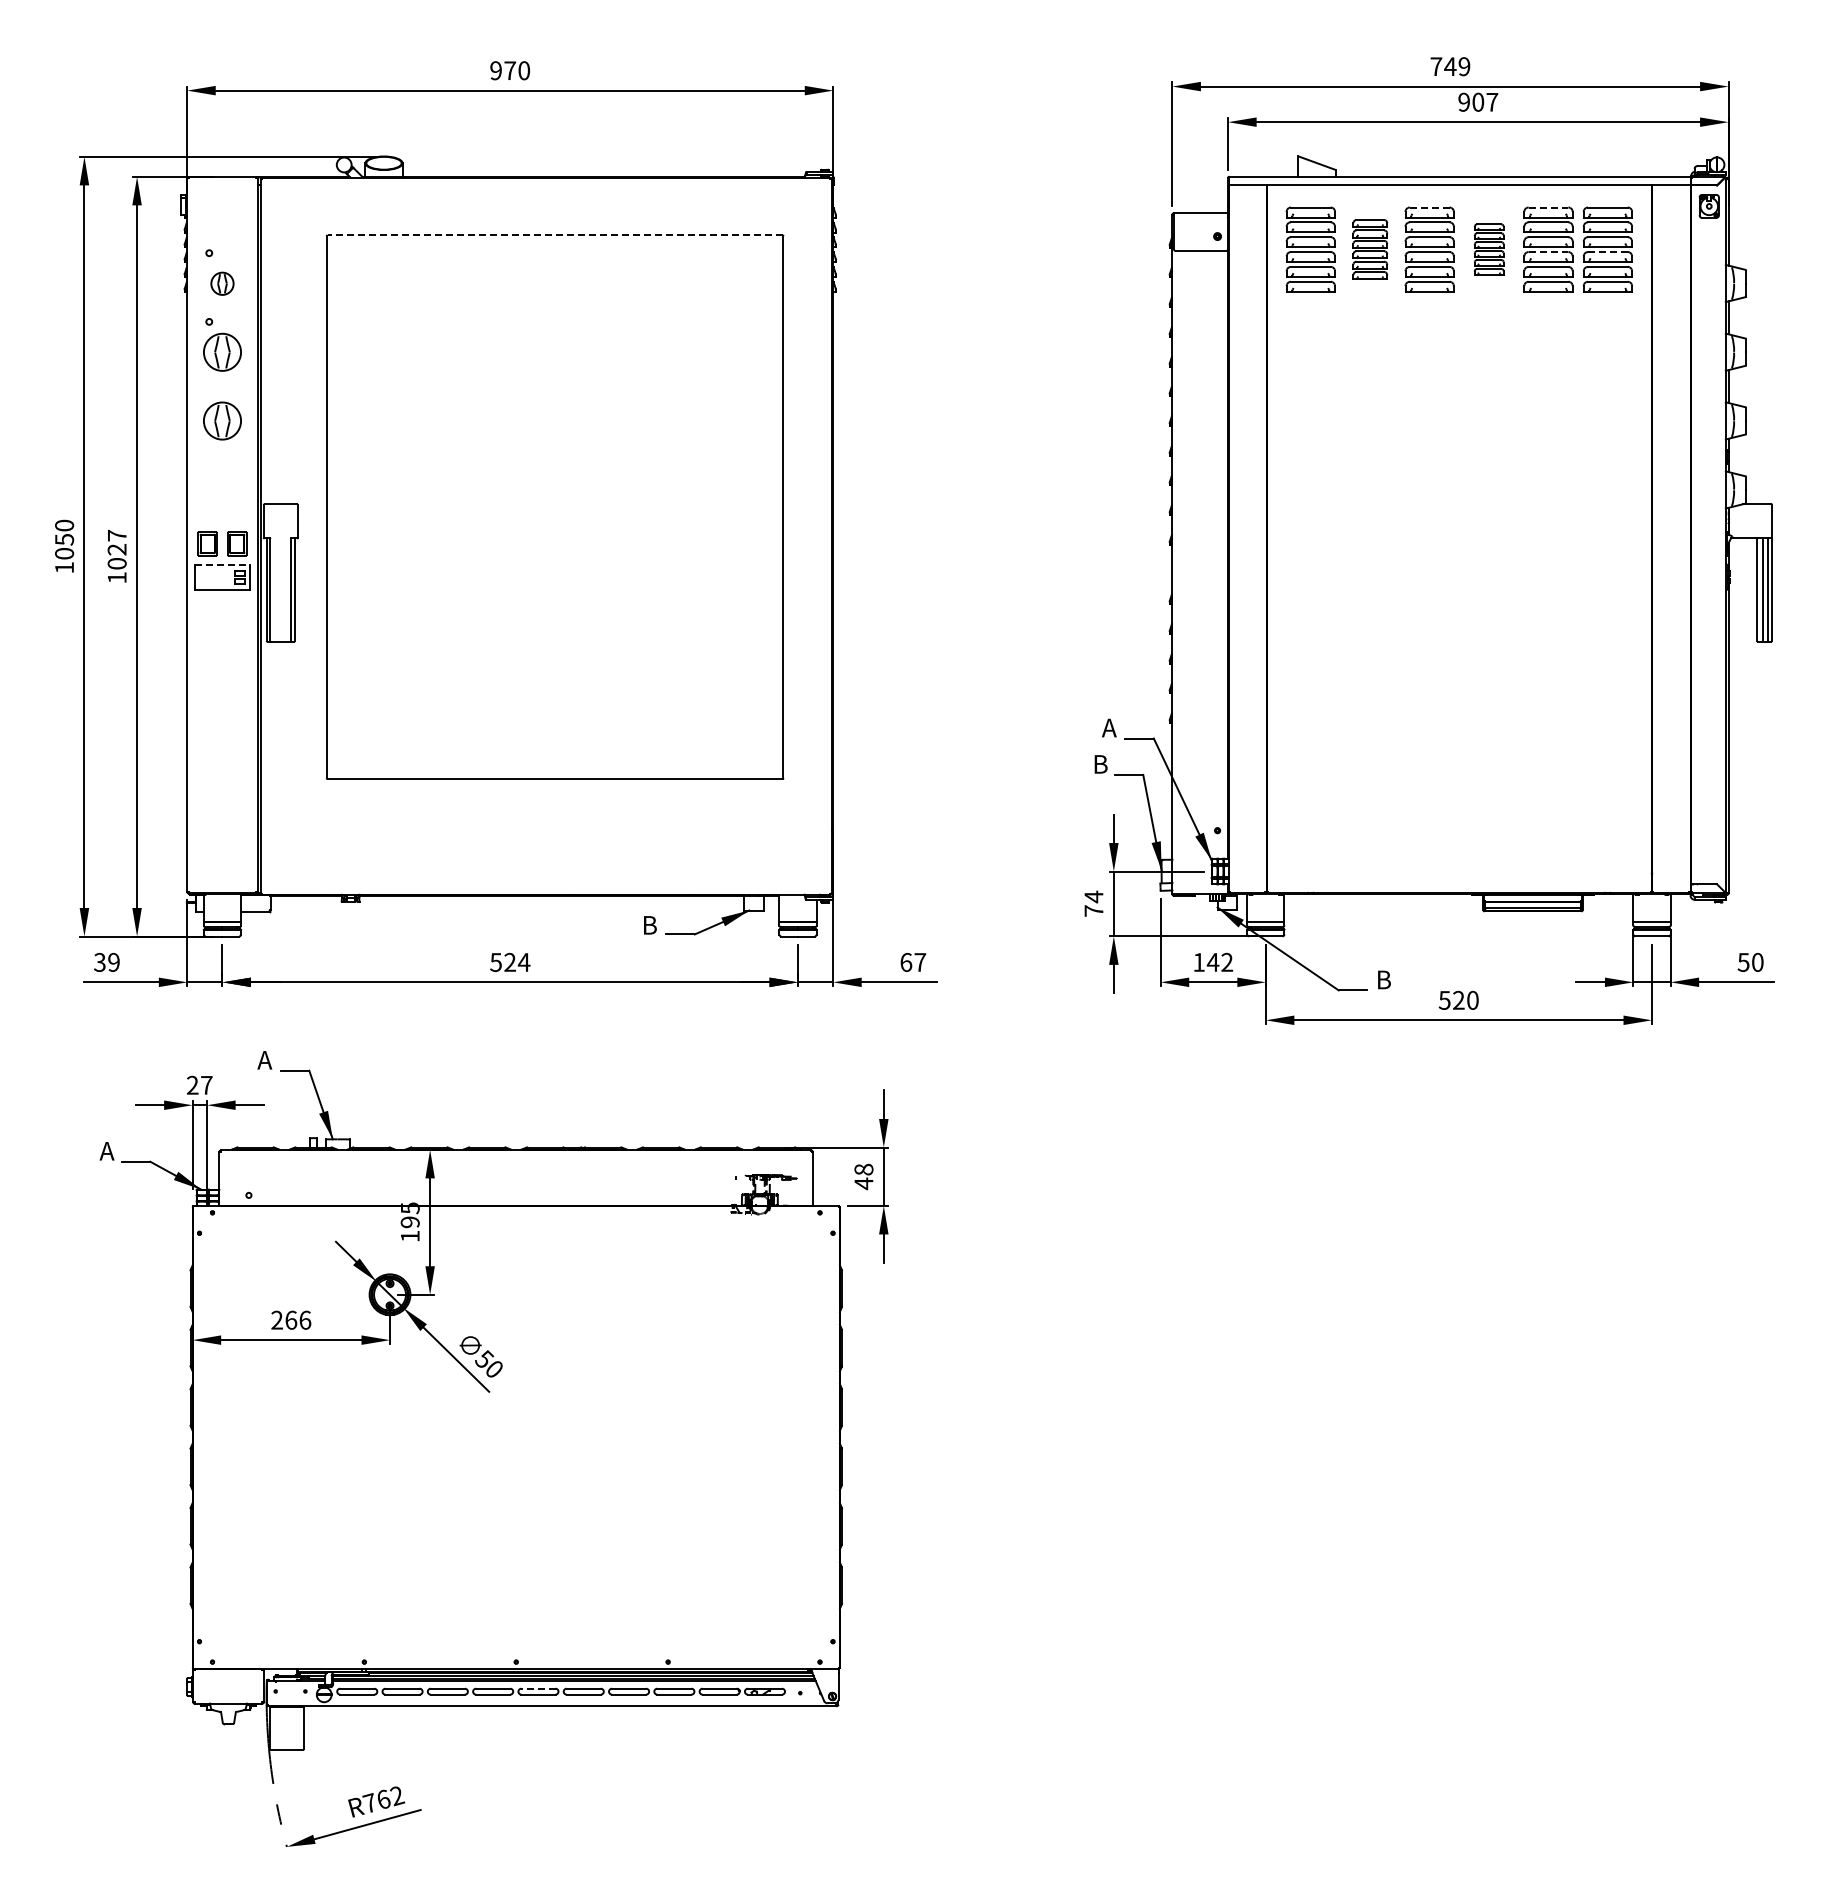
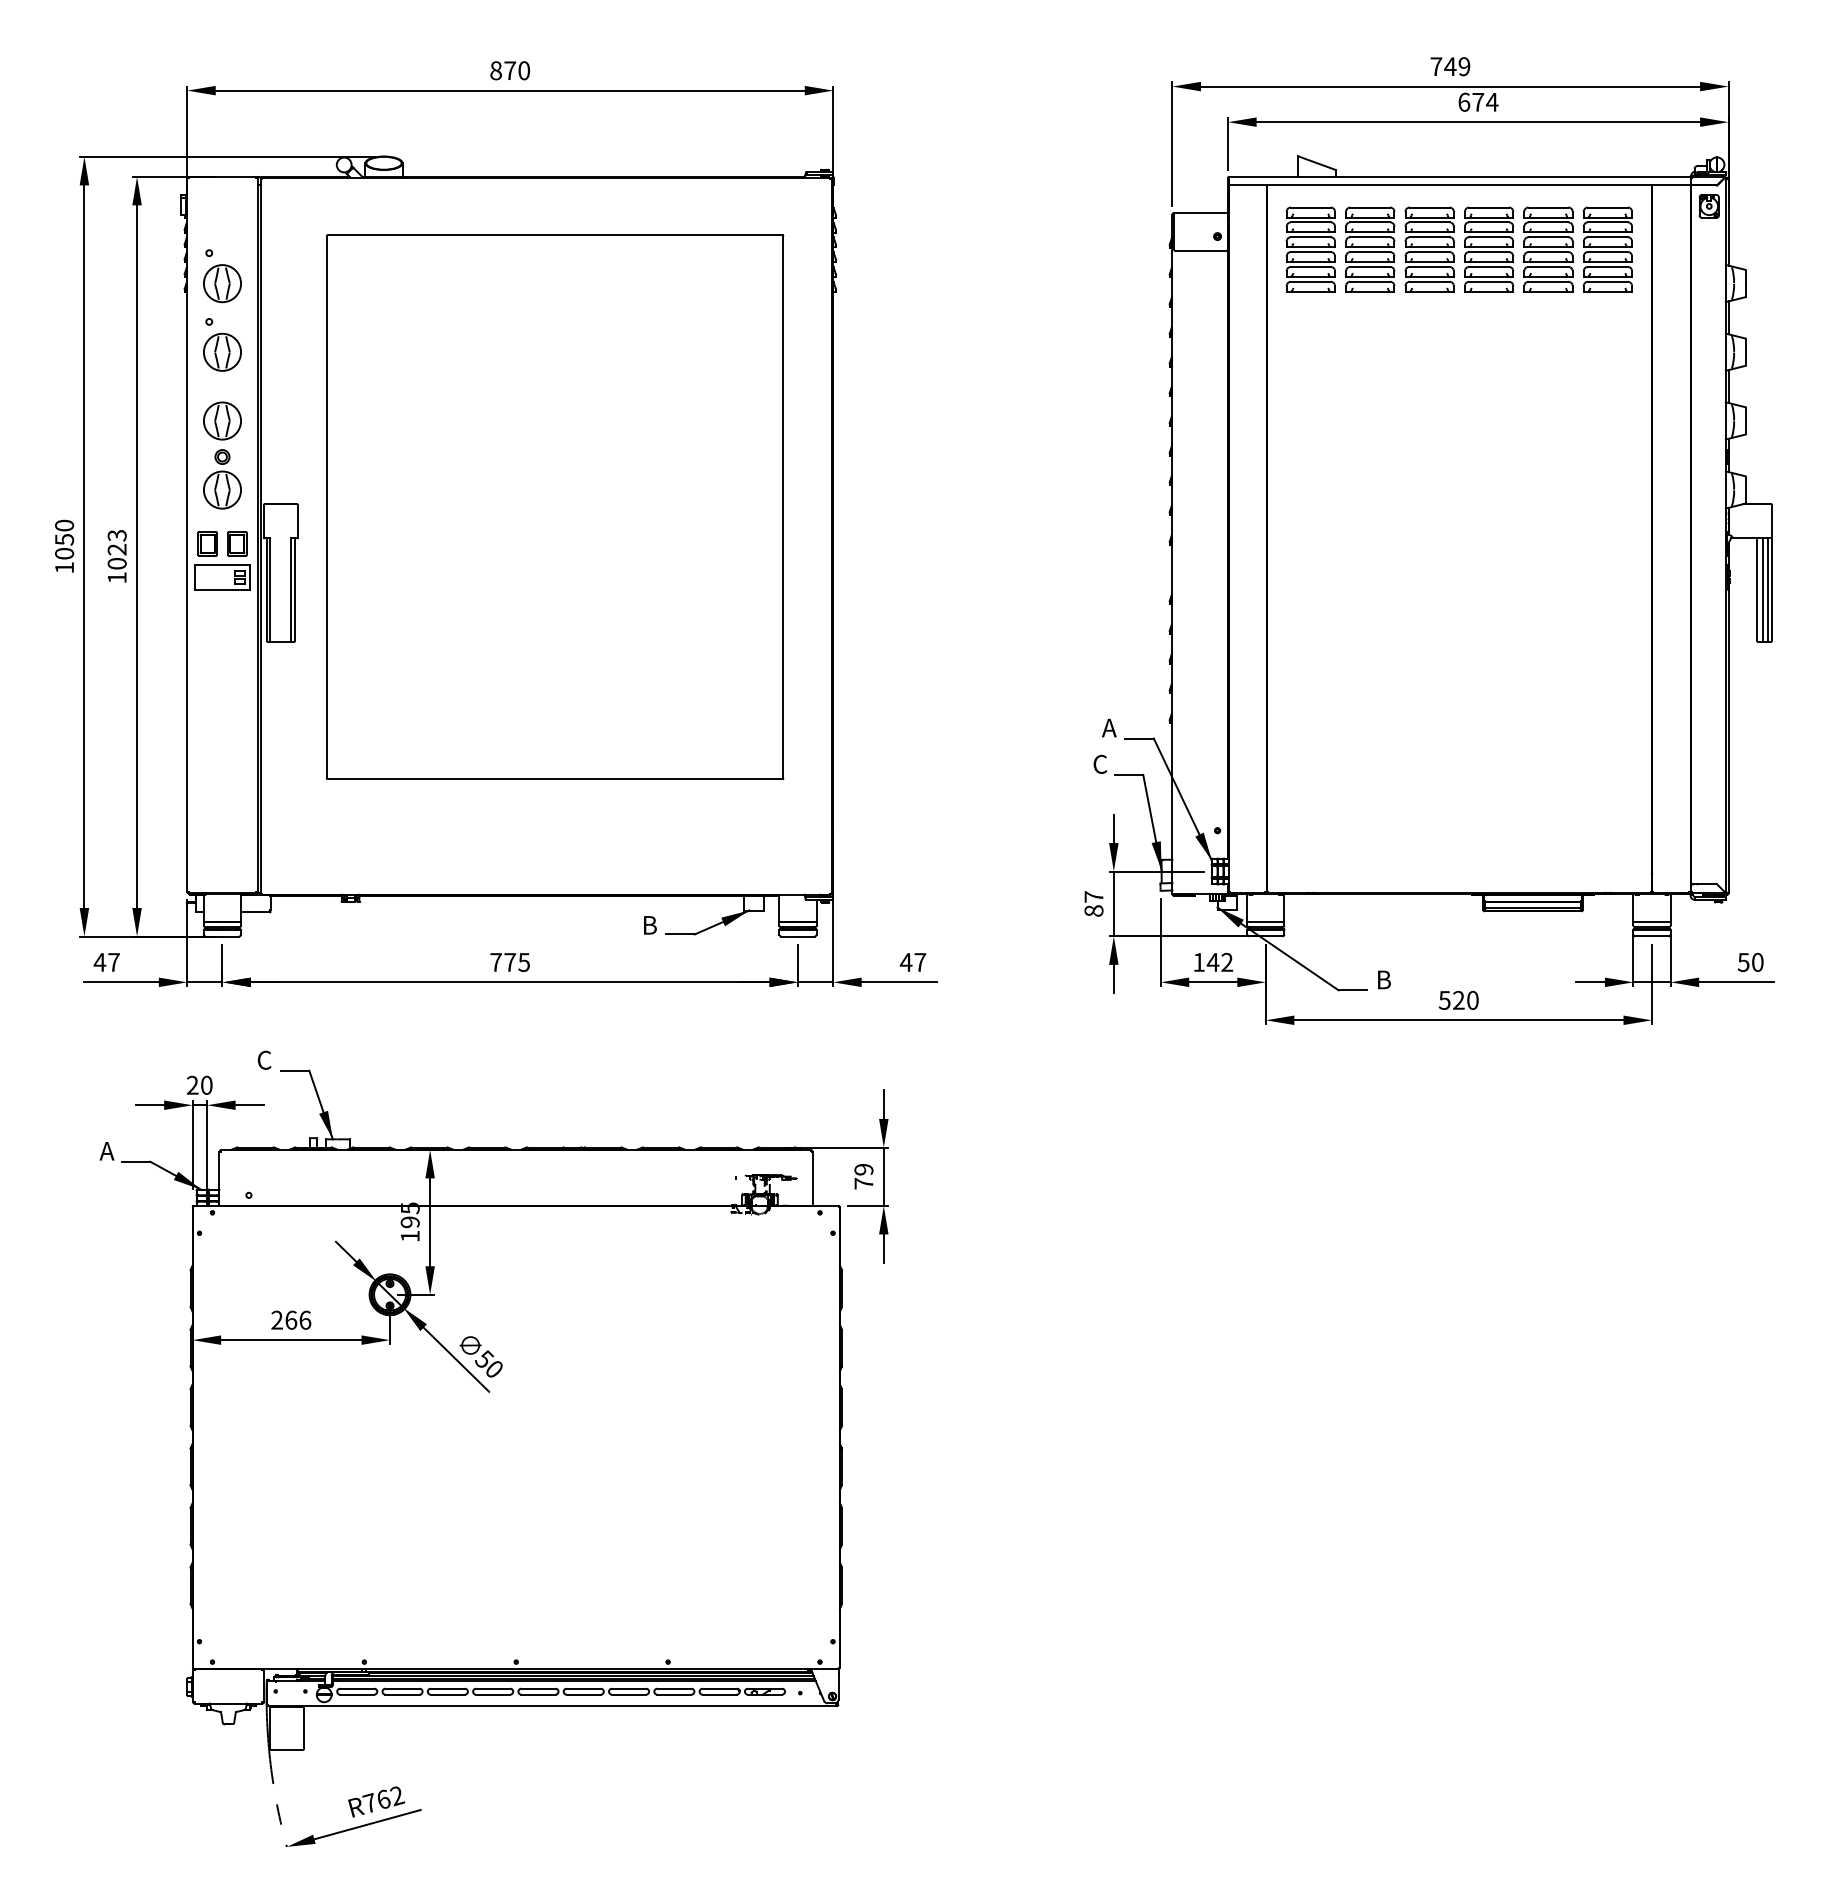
text: 970 -> 870 (495, 70)
text: 907 -> 674 (1478, 101)
line: dashed -> solid (1429, 207)
line: dashed -> solid (1548, 207)
line: dashed -> solid (555, 235)
part size: 37x61 px -> 51x87 px (1370, 249)
part size: 32x53 px -> 51x87 px (1489, 249)
line: dashed -> solid (1548, 252)
line: dashed -> solid (1607, 252)
part size: 25x25 px -> 39x40 px (222, 283)
part: none -> present (222, 479)
text: 1027 -> 1023 (116, 535)
line: dashed -> solid (222, 564)
text: B -> C (1100, 763)
text: 74 -> 87 (1093, 903)
text: 39 -> 47 (106, 961)
text: 524 -> 775 (510, 961)
text: 67 -> 47 (905, 961)
text: A -> C (264, 1059)
text: 27 -> 20 (206, 1084)
text: 48 -> 79 (863, 1176)
line: dashed -> solid (537, 1688)
